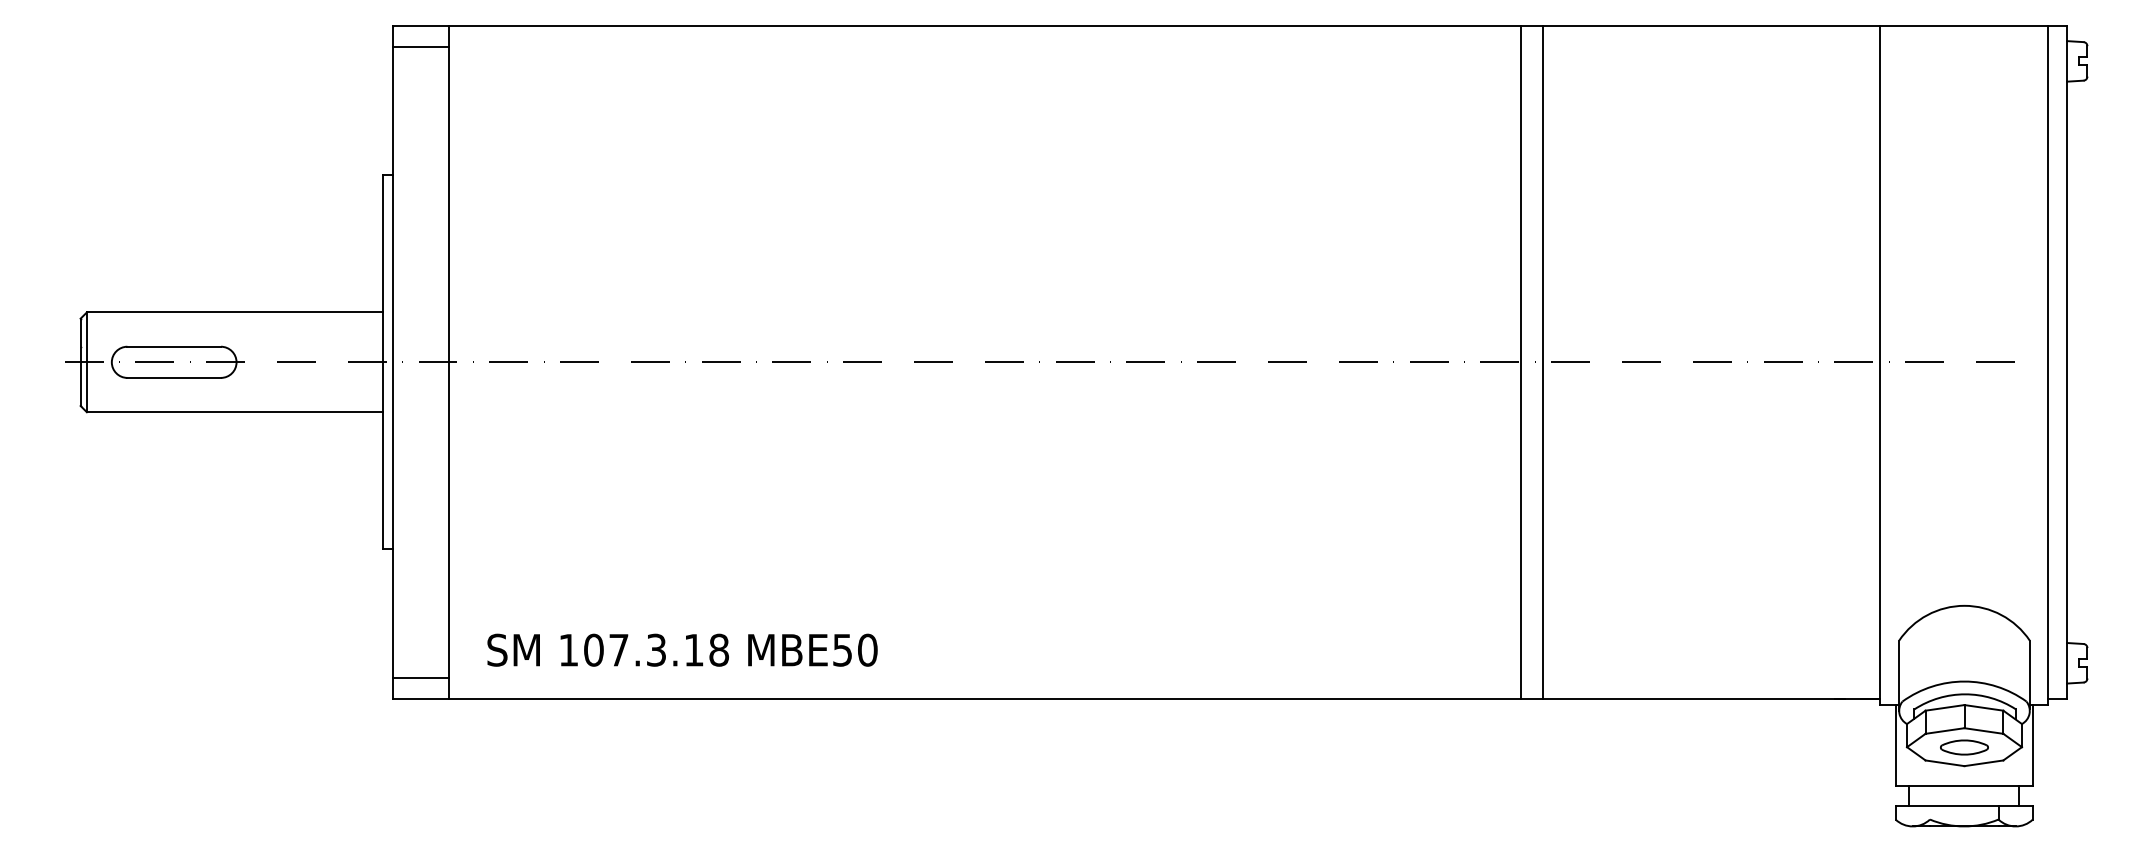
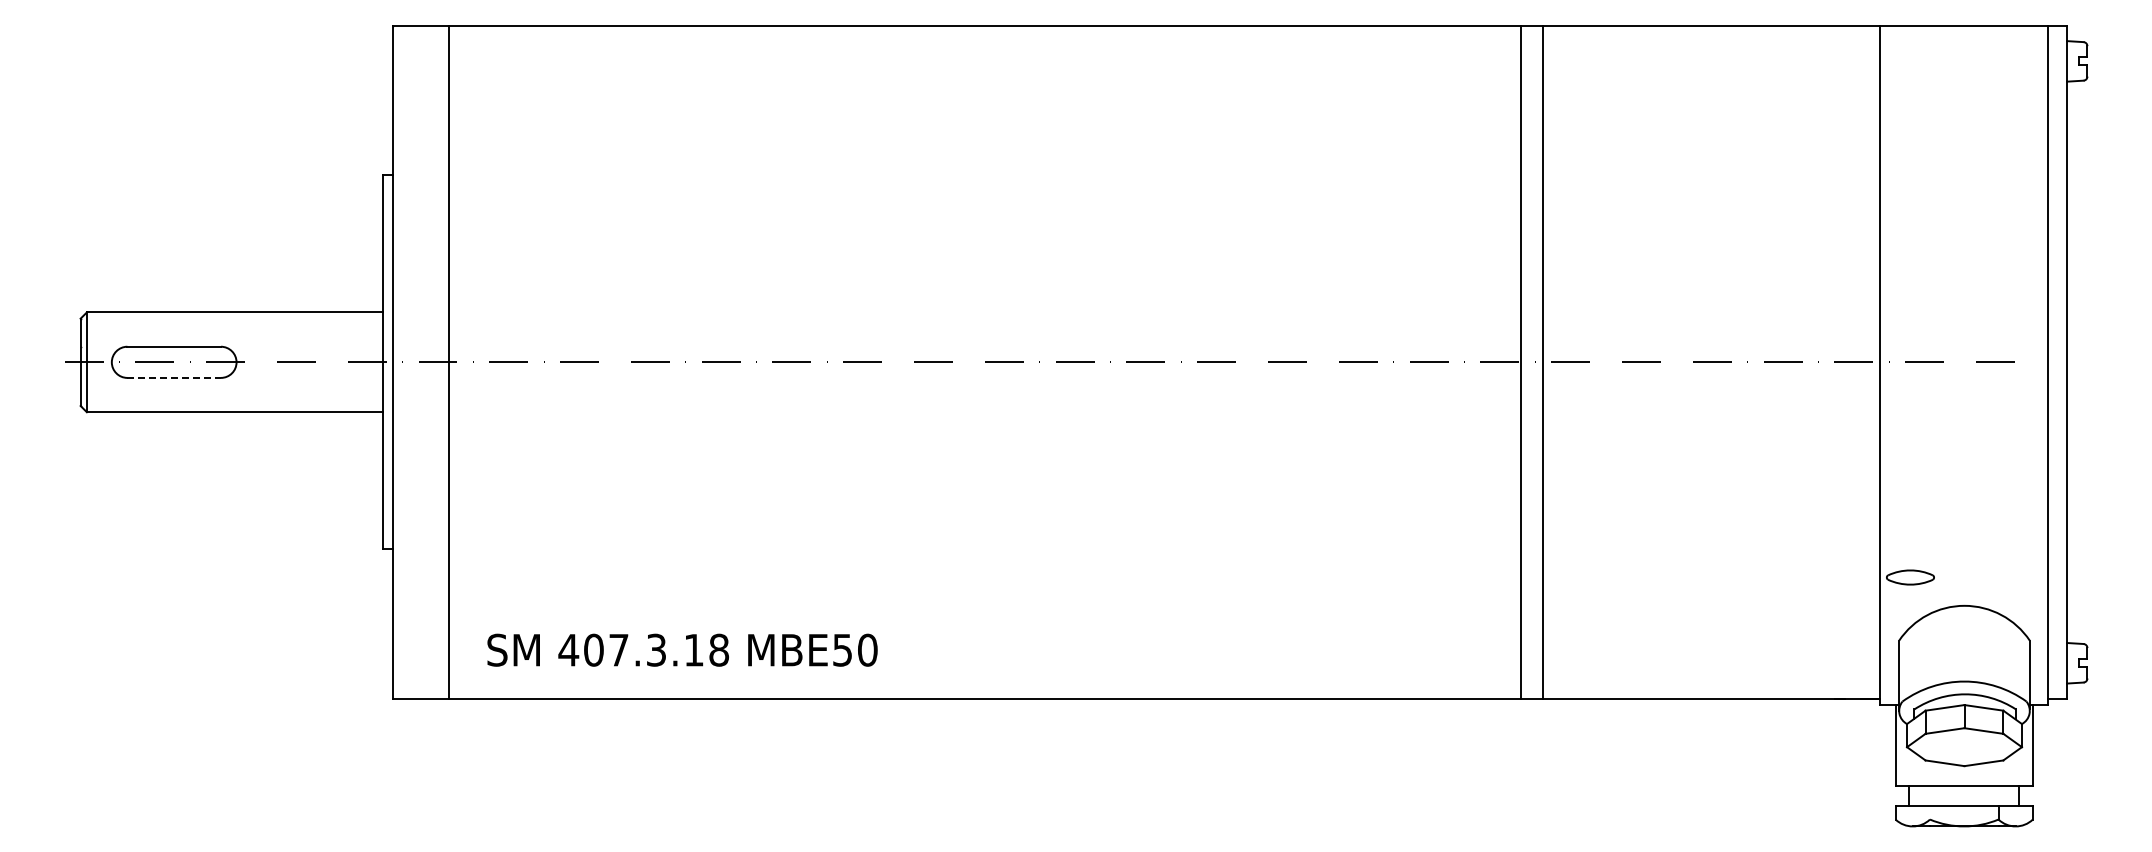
line: present -> none (420, 46)
line: solid -> dashed (174, 377)
text: 107.3.18 -> 407.3.18 (568, 650)
line: present -> none (420, 677)
part position: (1964, 747) -> (1910, 577) (1910, 577)
